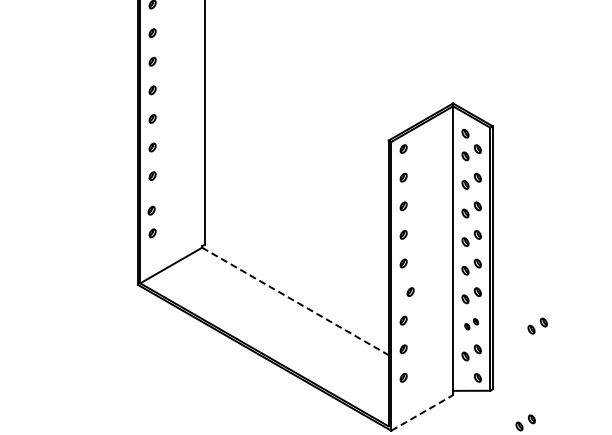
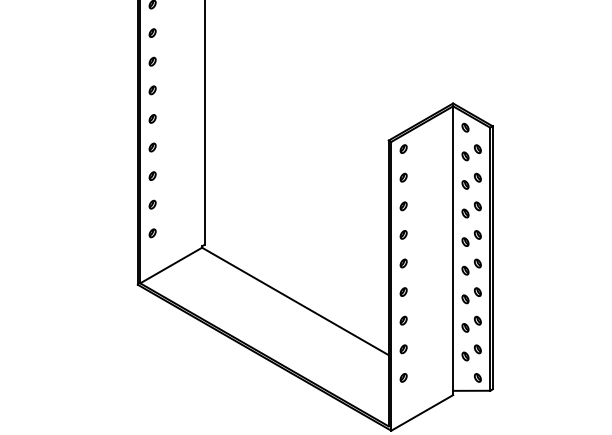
part position: (465, 133) -> (465, 127) (465, 127)
part position: (151, 210) -> (152, 204) (152, 204)
part position: (410, 291) -> (403, 291) (403, 291)
line: dashed -> solid (295, 301)
part size: 15x13 px -> 21x18 px (471, 323)
part: present -> none (537, 325)
line: dashed -> solid (422, 412)
part: present -> none (525, 422)
